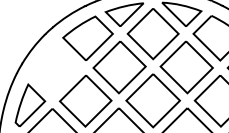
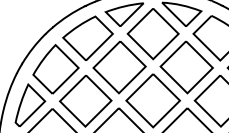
part: none -> present (55, 69)
